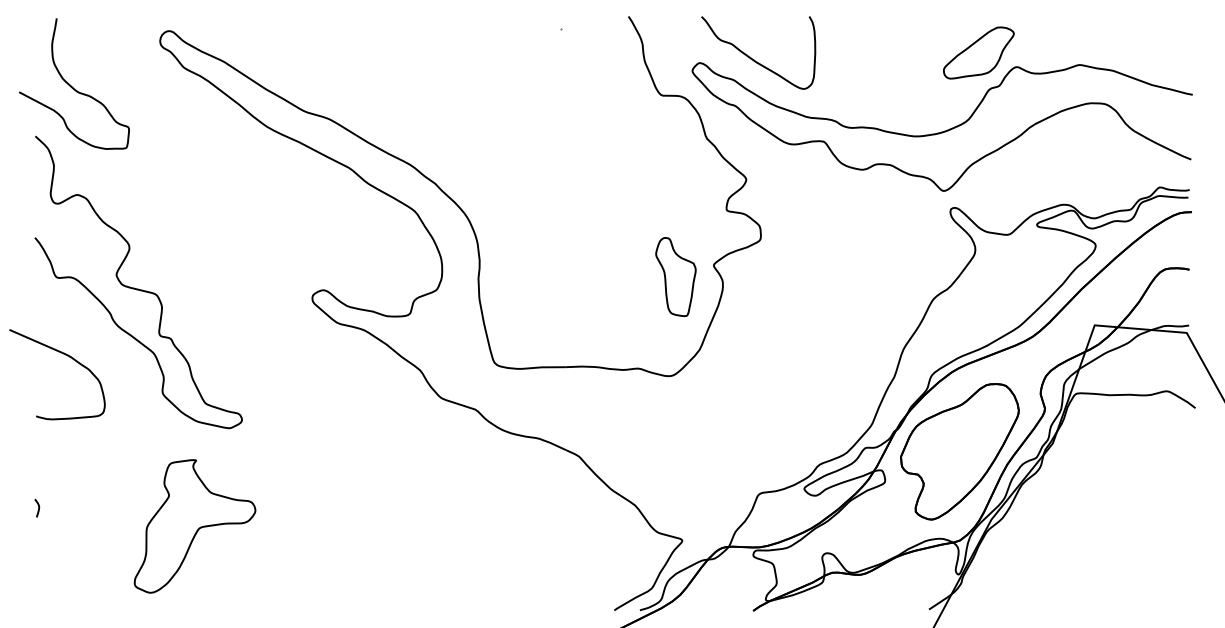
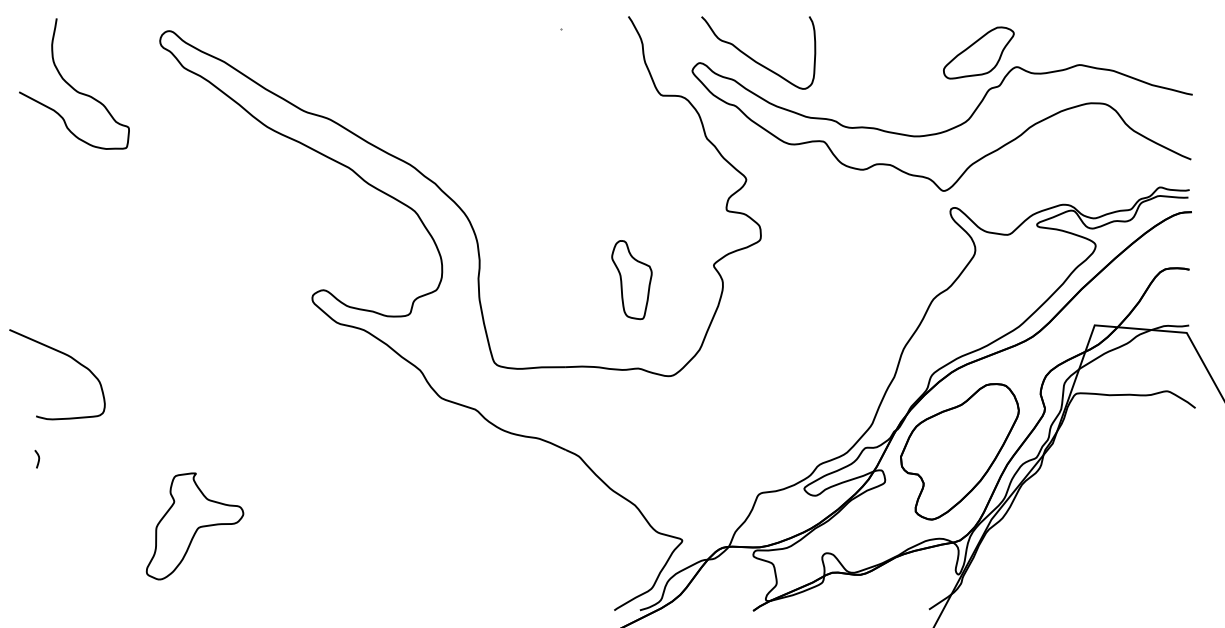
part position: (675, 277) -> (631, 280) (631, 280)
curve: present -> none (138, 288)
curve position: (38, 507) -> (38, 458) (38, 458)
part size: 124x135 px -> 100x109 px (194, 526)
